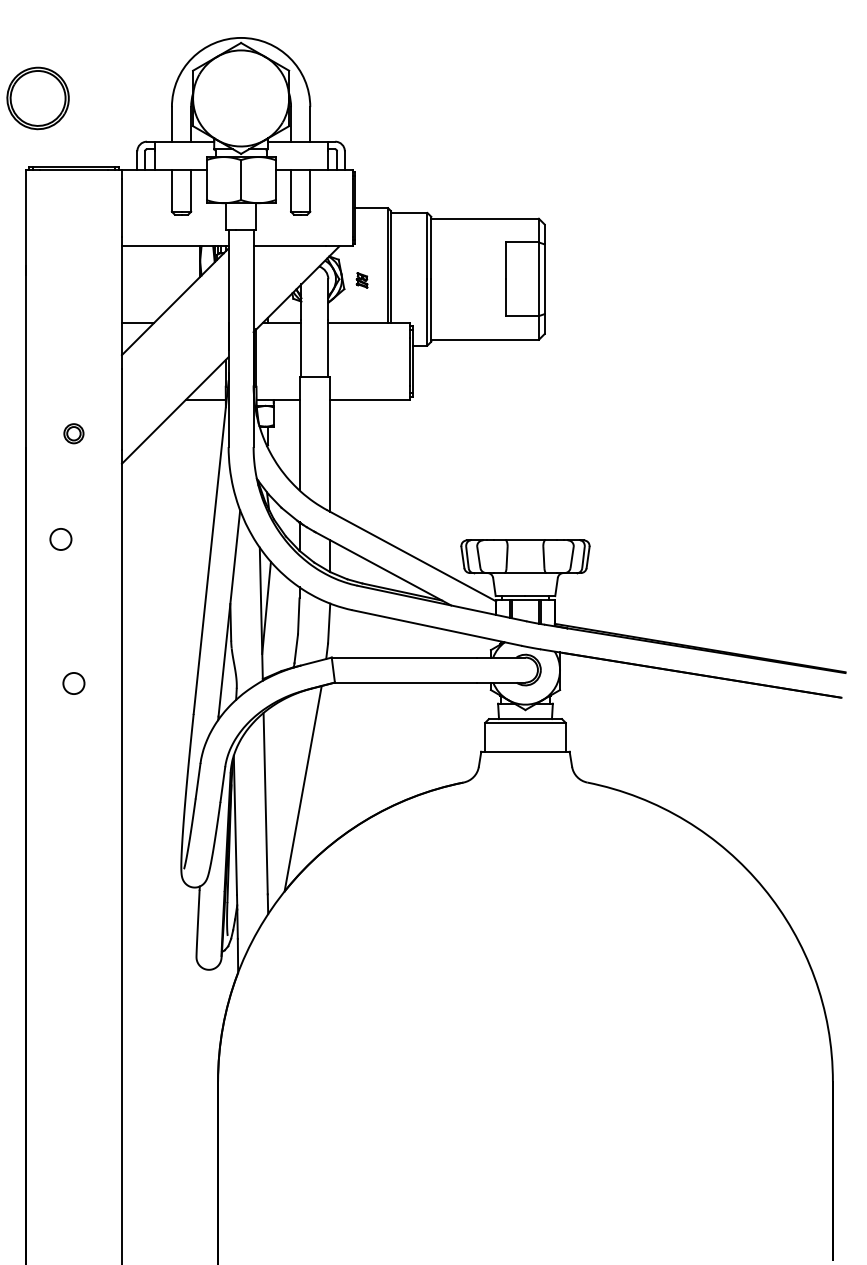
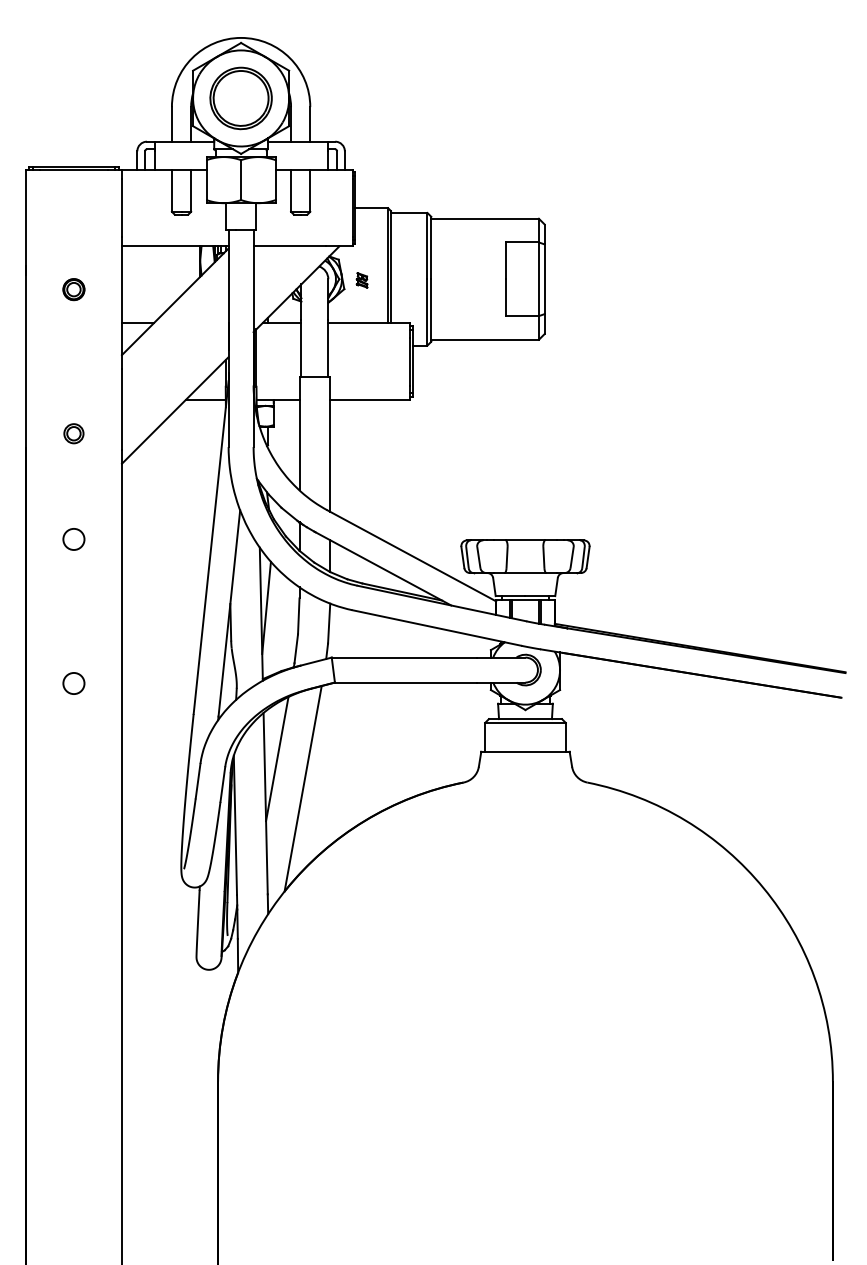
part position: (37, 98) -> (240, 98) (240, 98)
part: none -> present (73, 289)
circle position: (60, 539) -> (73, 539) (73, 539)
line: none -> present (277, 759)
